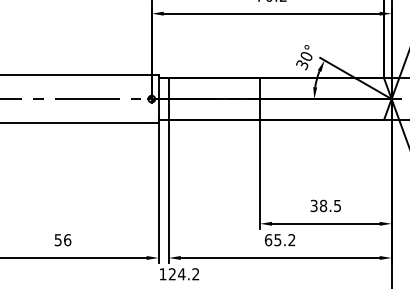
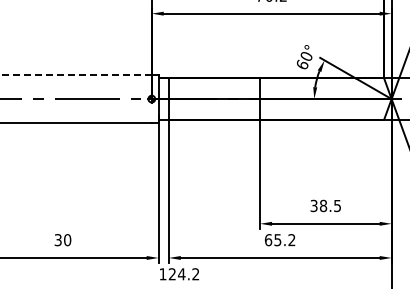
text: 30° -> 60° (302, 64)
line: solid -> dashed (76, 75)
text: 56 -> 30 (63, 239)
